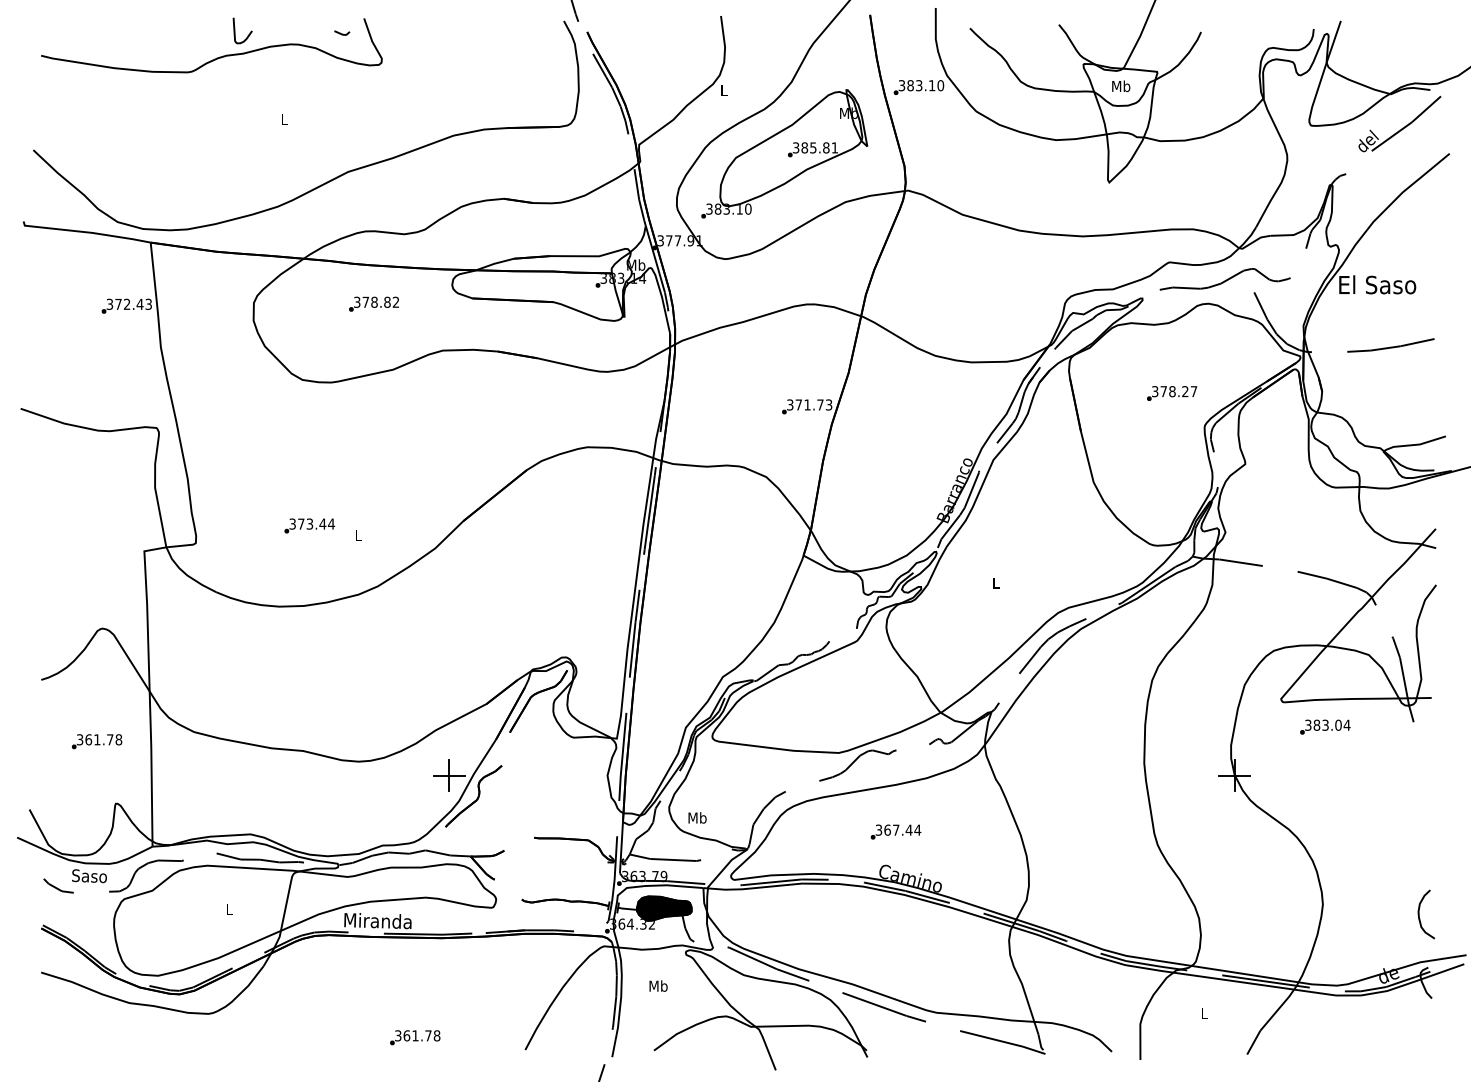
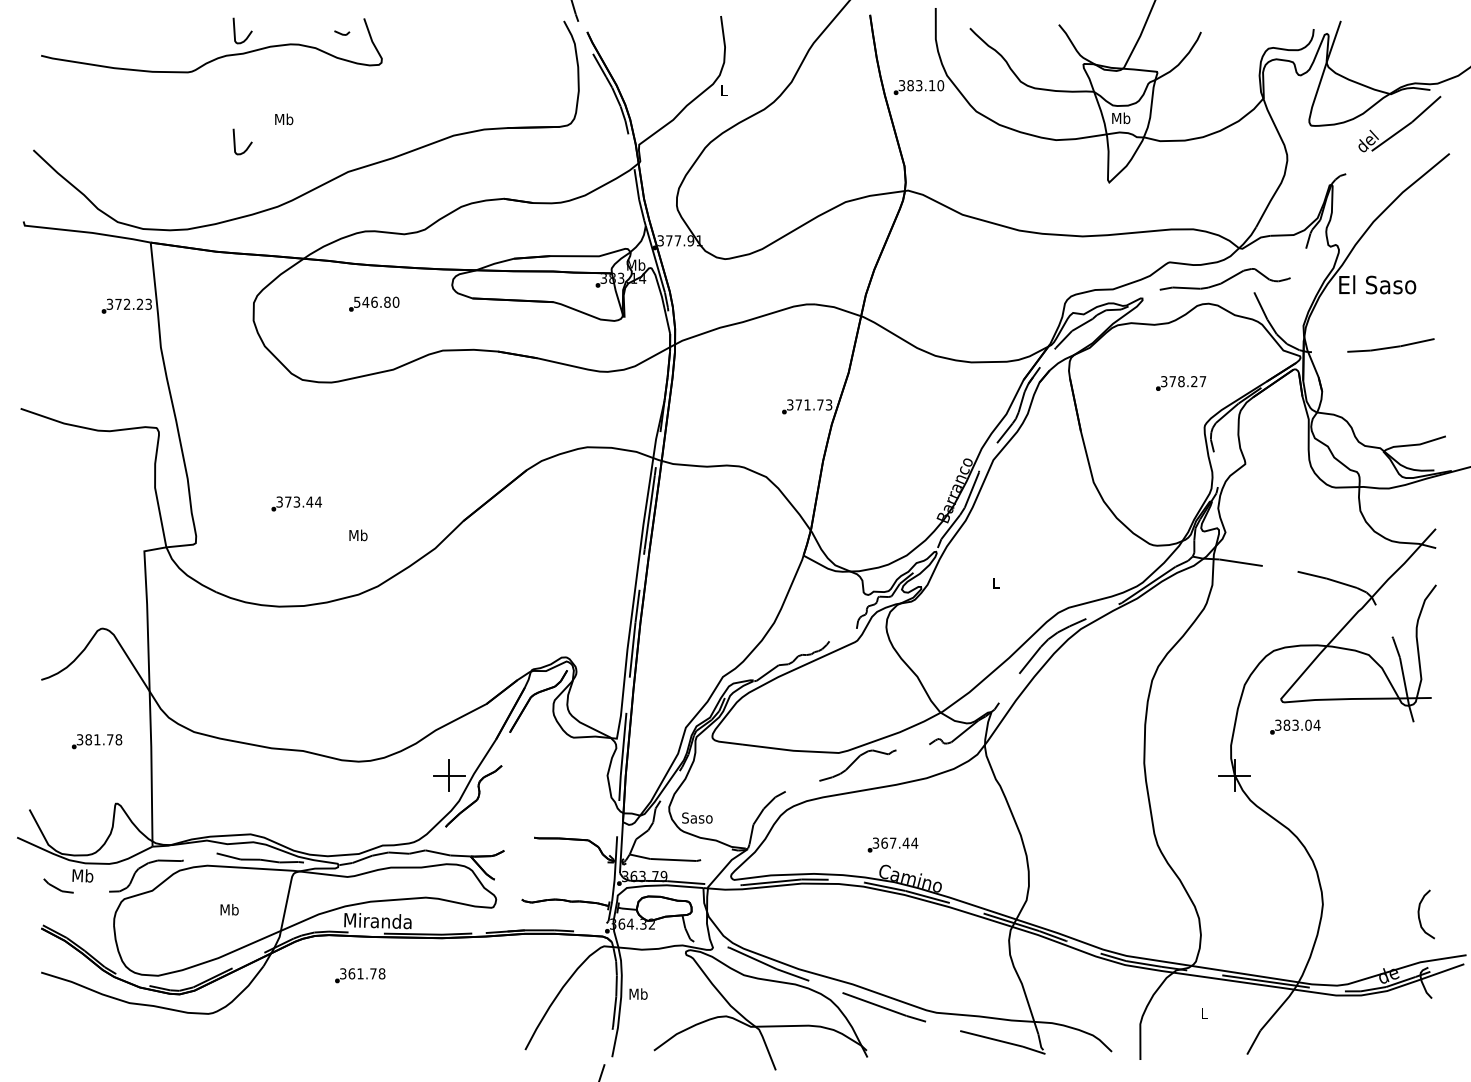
text position: (1121, 86) -> (1121, 118) (1121, 118)
text: L -> Mb (284, 119)
curve: none -> present (235, 141)
part: present -> none (784, 153)
text: 378.82 -> 546.80 (376, 301)
text: 372.43 -> 372.23 (139, 303)
text position: (1172, 393) -> (1181, 383) (1181, 383)
text position: (309, 525) -> (296, 503) (296, 503)
text: L -> Mb (358, 535)
text position: (1325, 726) -> (1295, 726) (1295, 726)
text: 361.78 -> 381.78 (88, 739)
text: Mb -> Saso (697, 817)
text position: (895, 831) -> (892, 844) (892, 844)
text: Saso -> Mb (89, 876)
fill: present -> none (663, 908)
text: L -> Mb (229, 909)
text position: (658, 985) -> (638, 993) (638, 993)
text position: (415, 1037) -> (360, 975) (360, 975)
